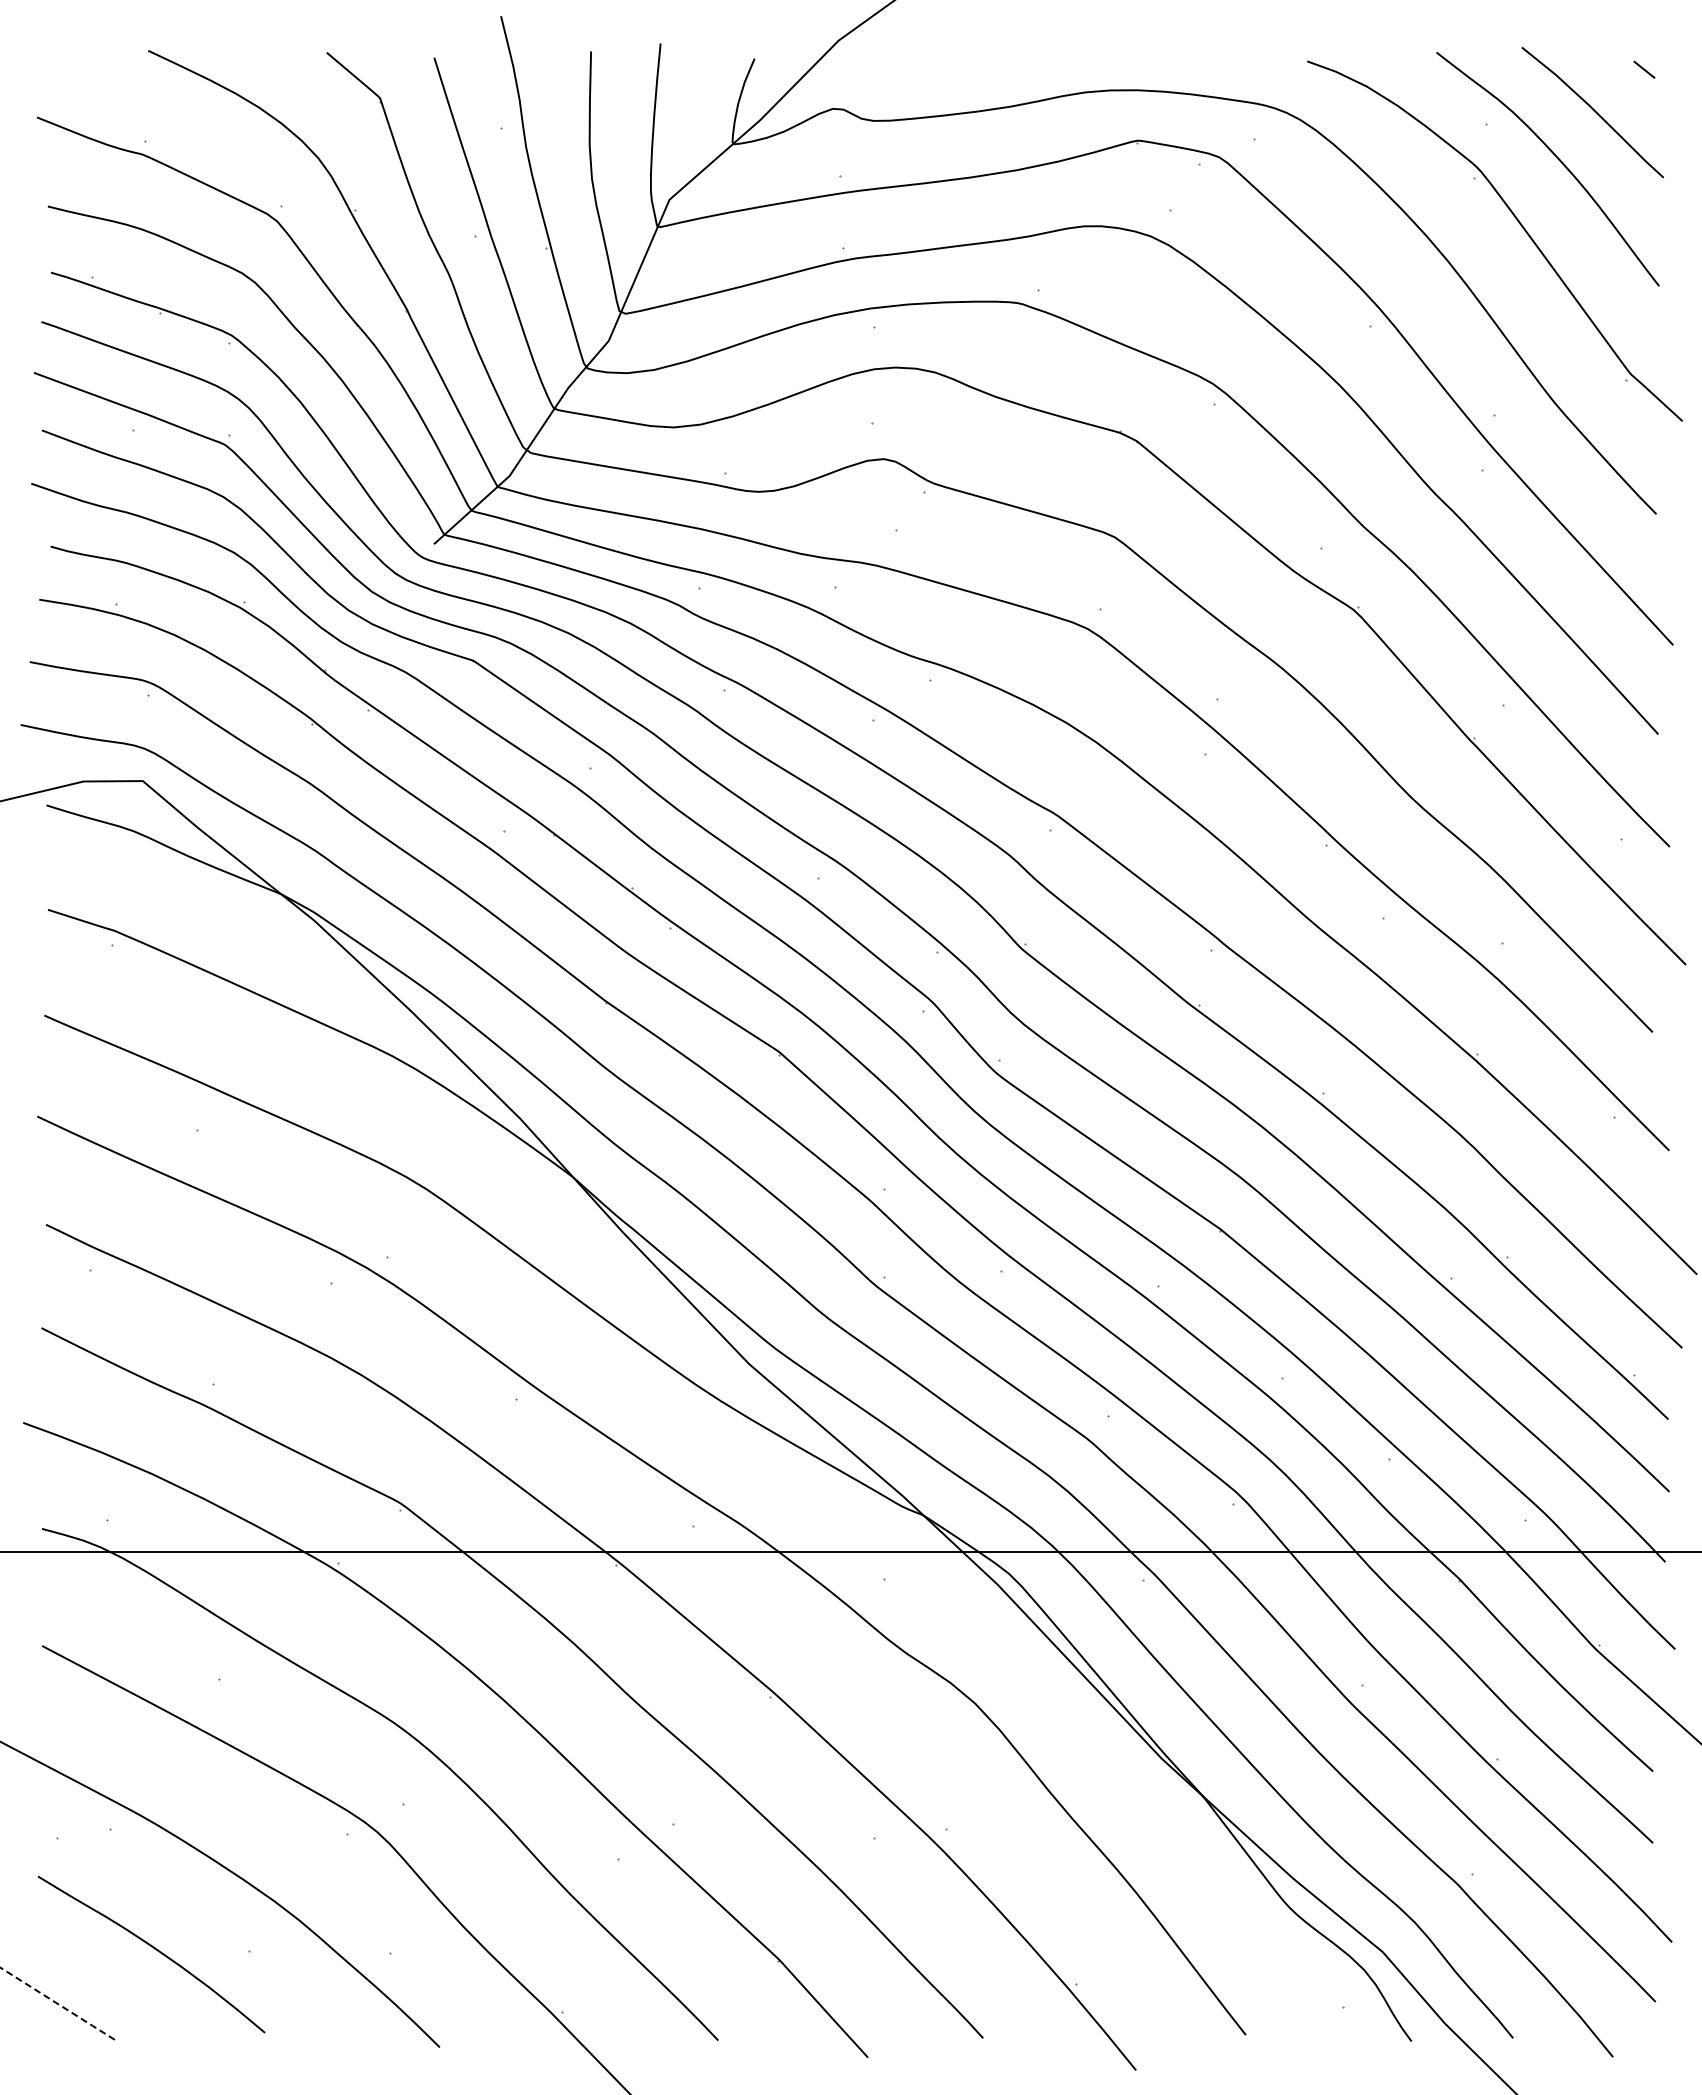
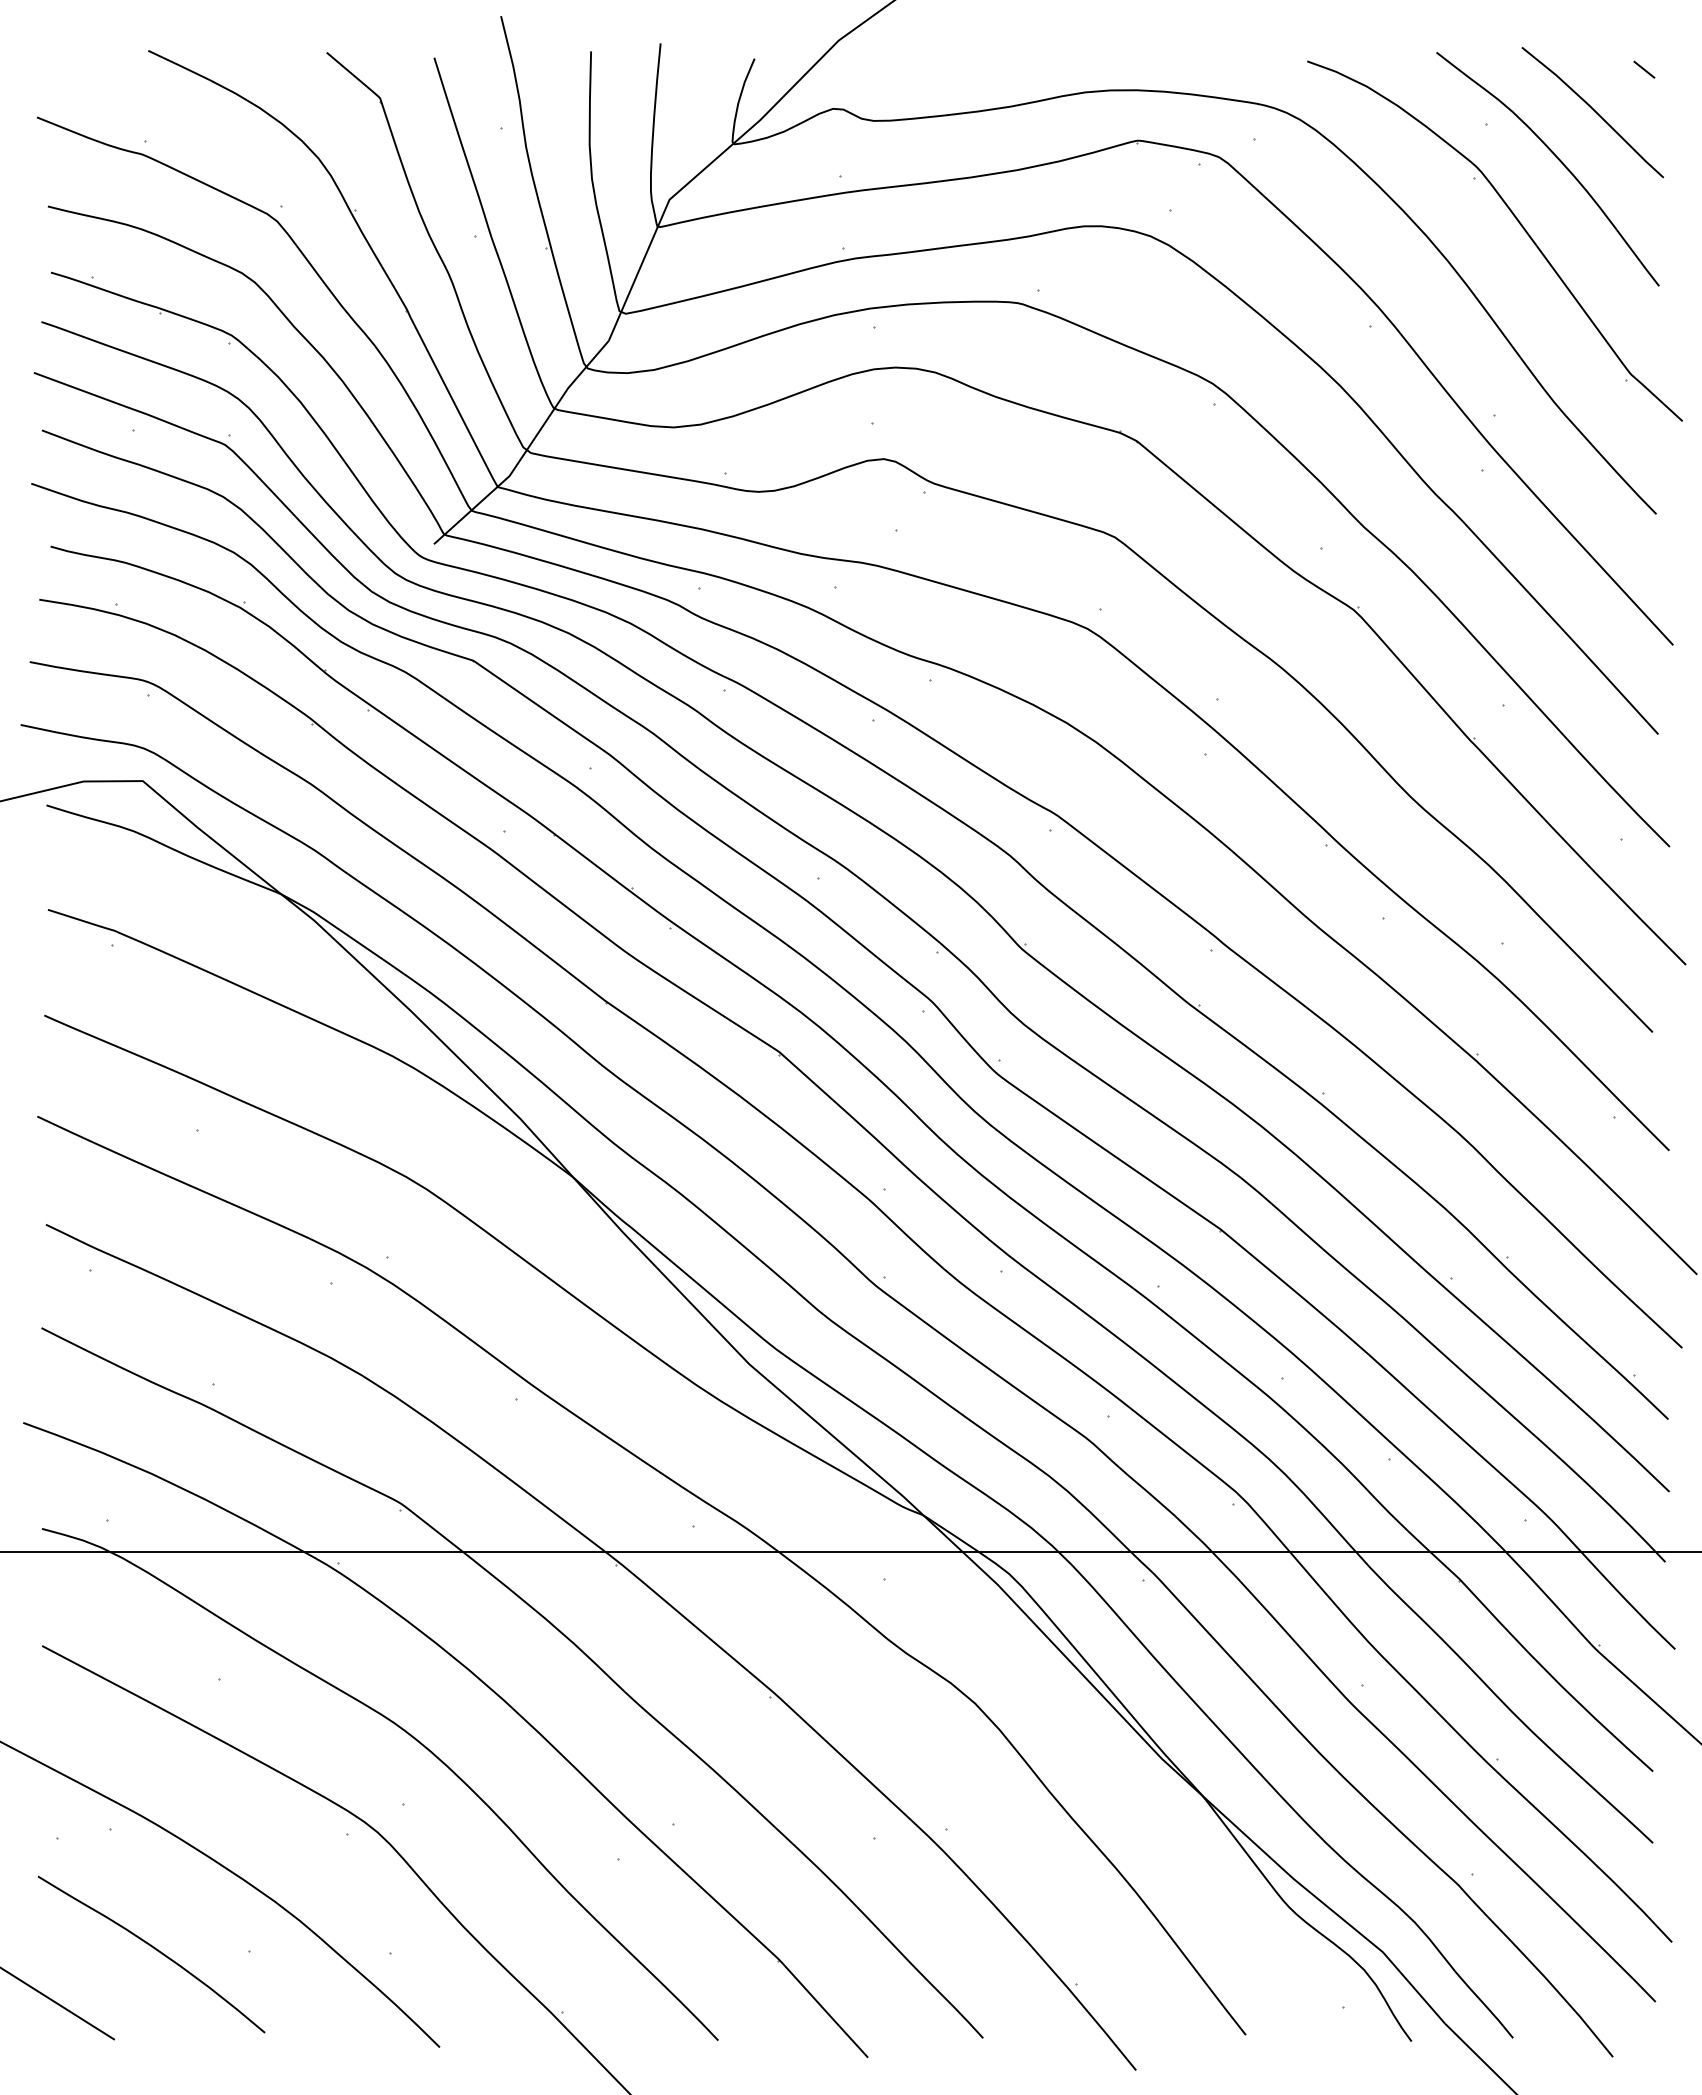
line: dashed -> solid (58, 2004)
